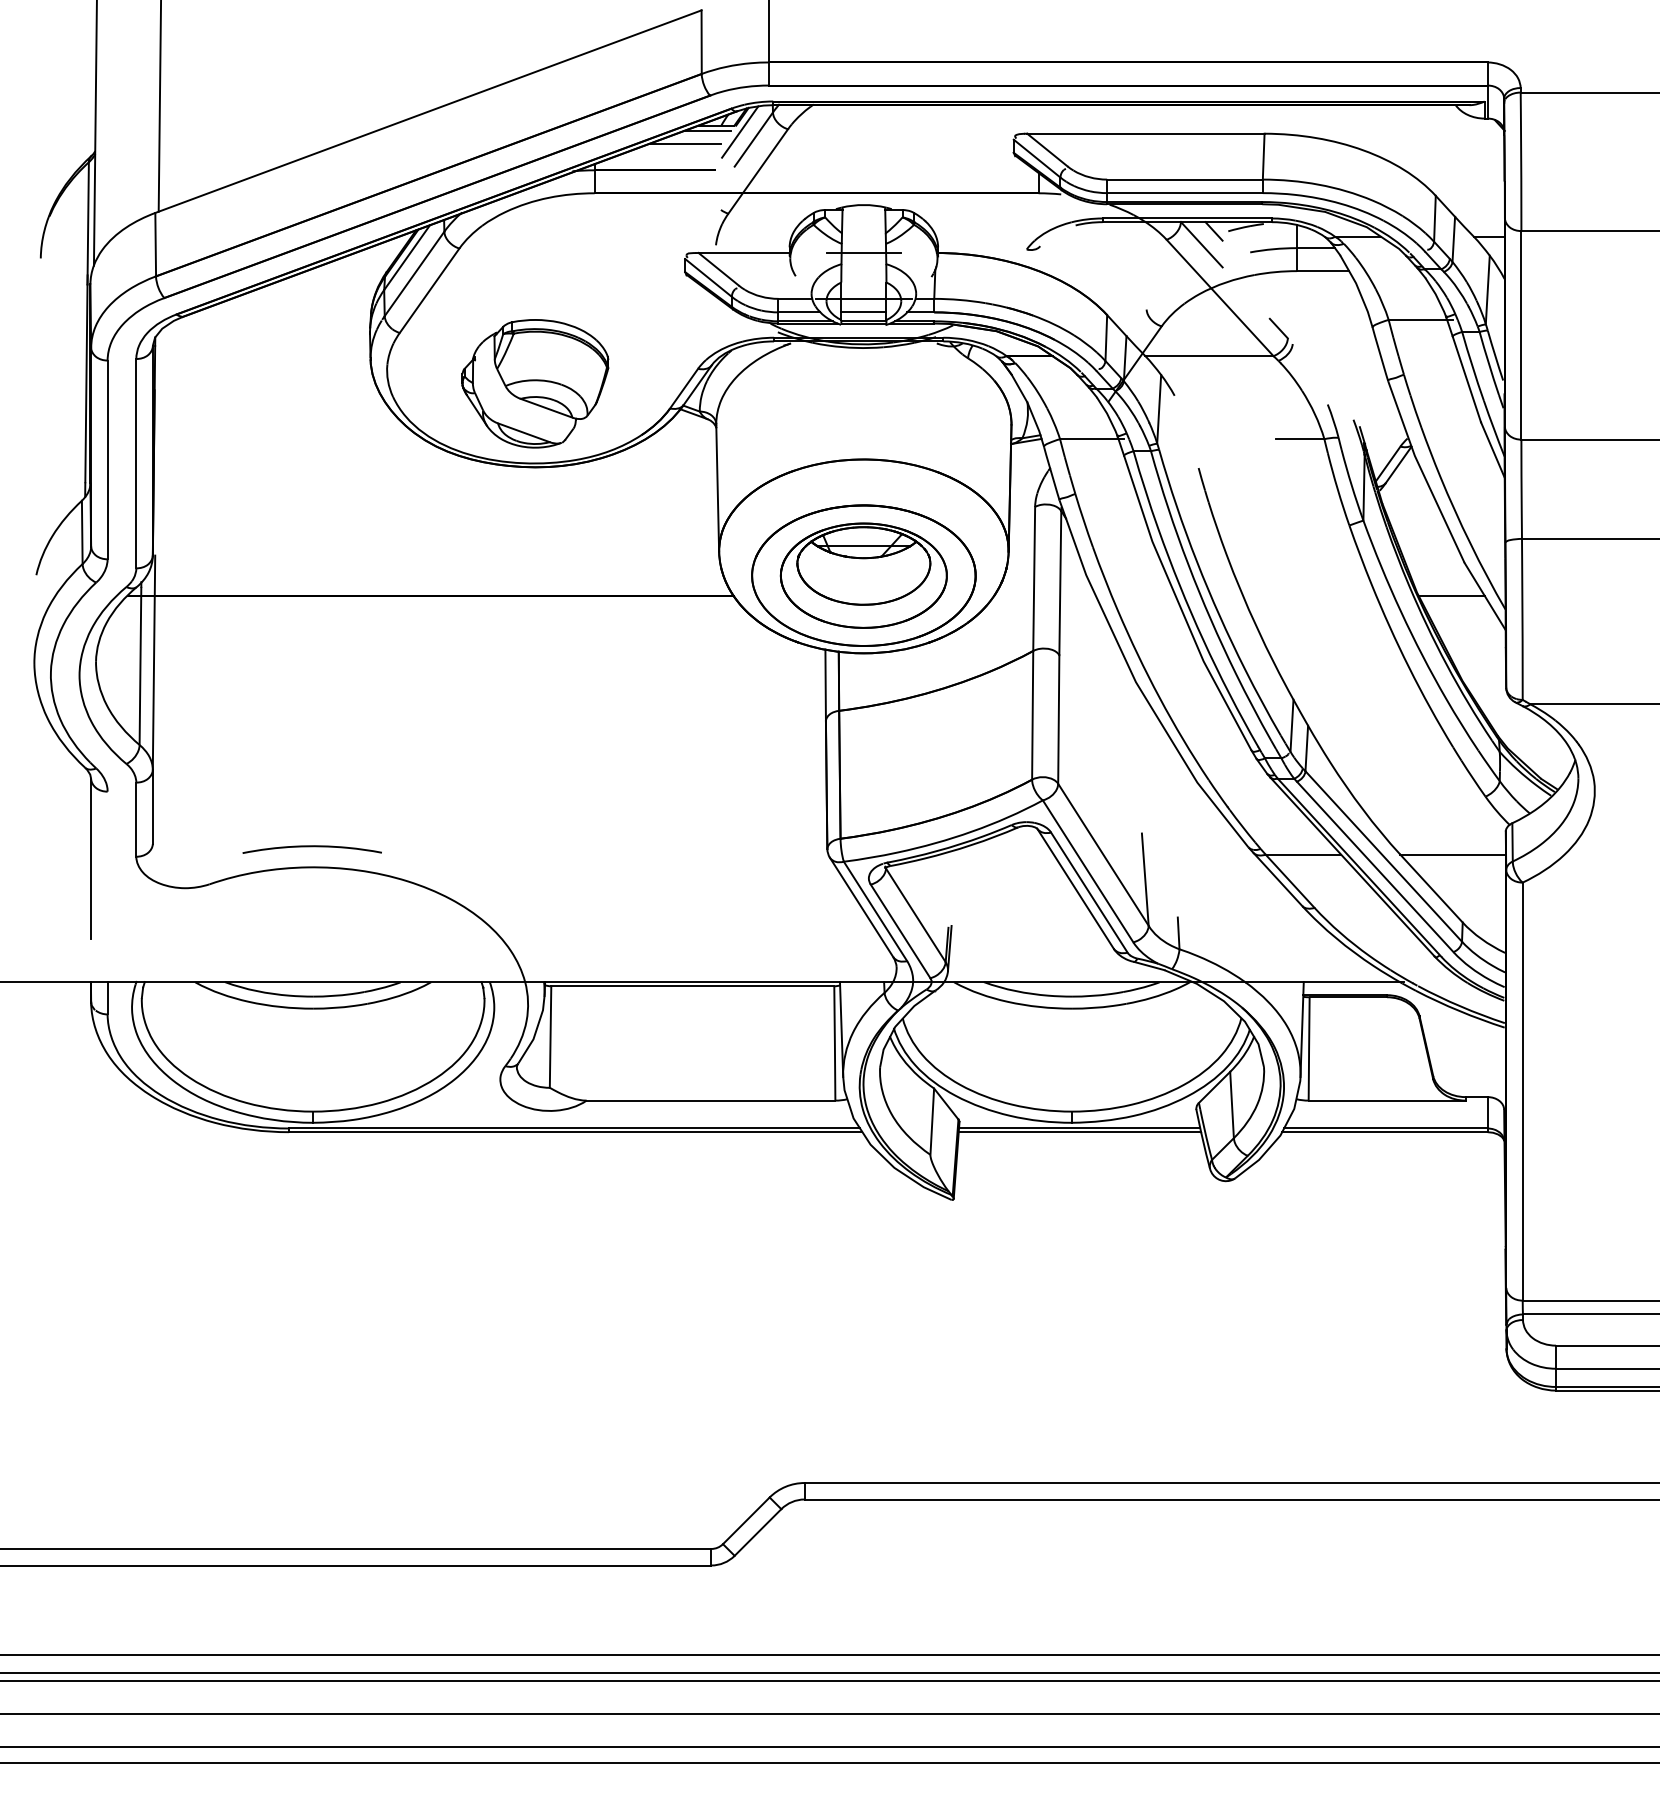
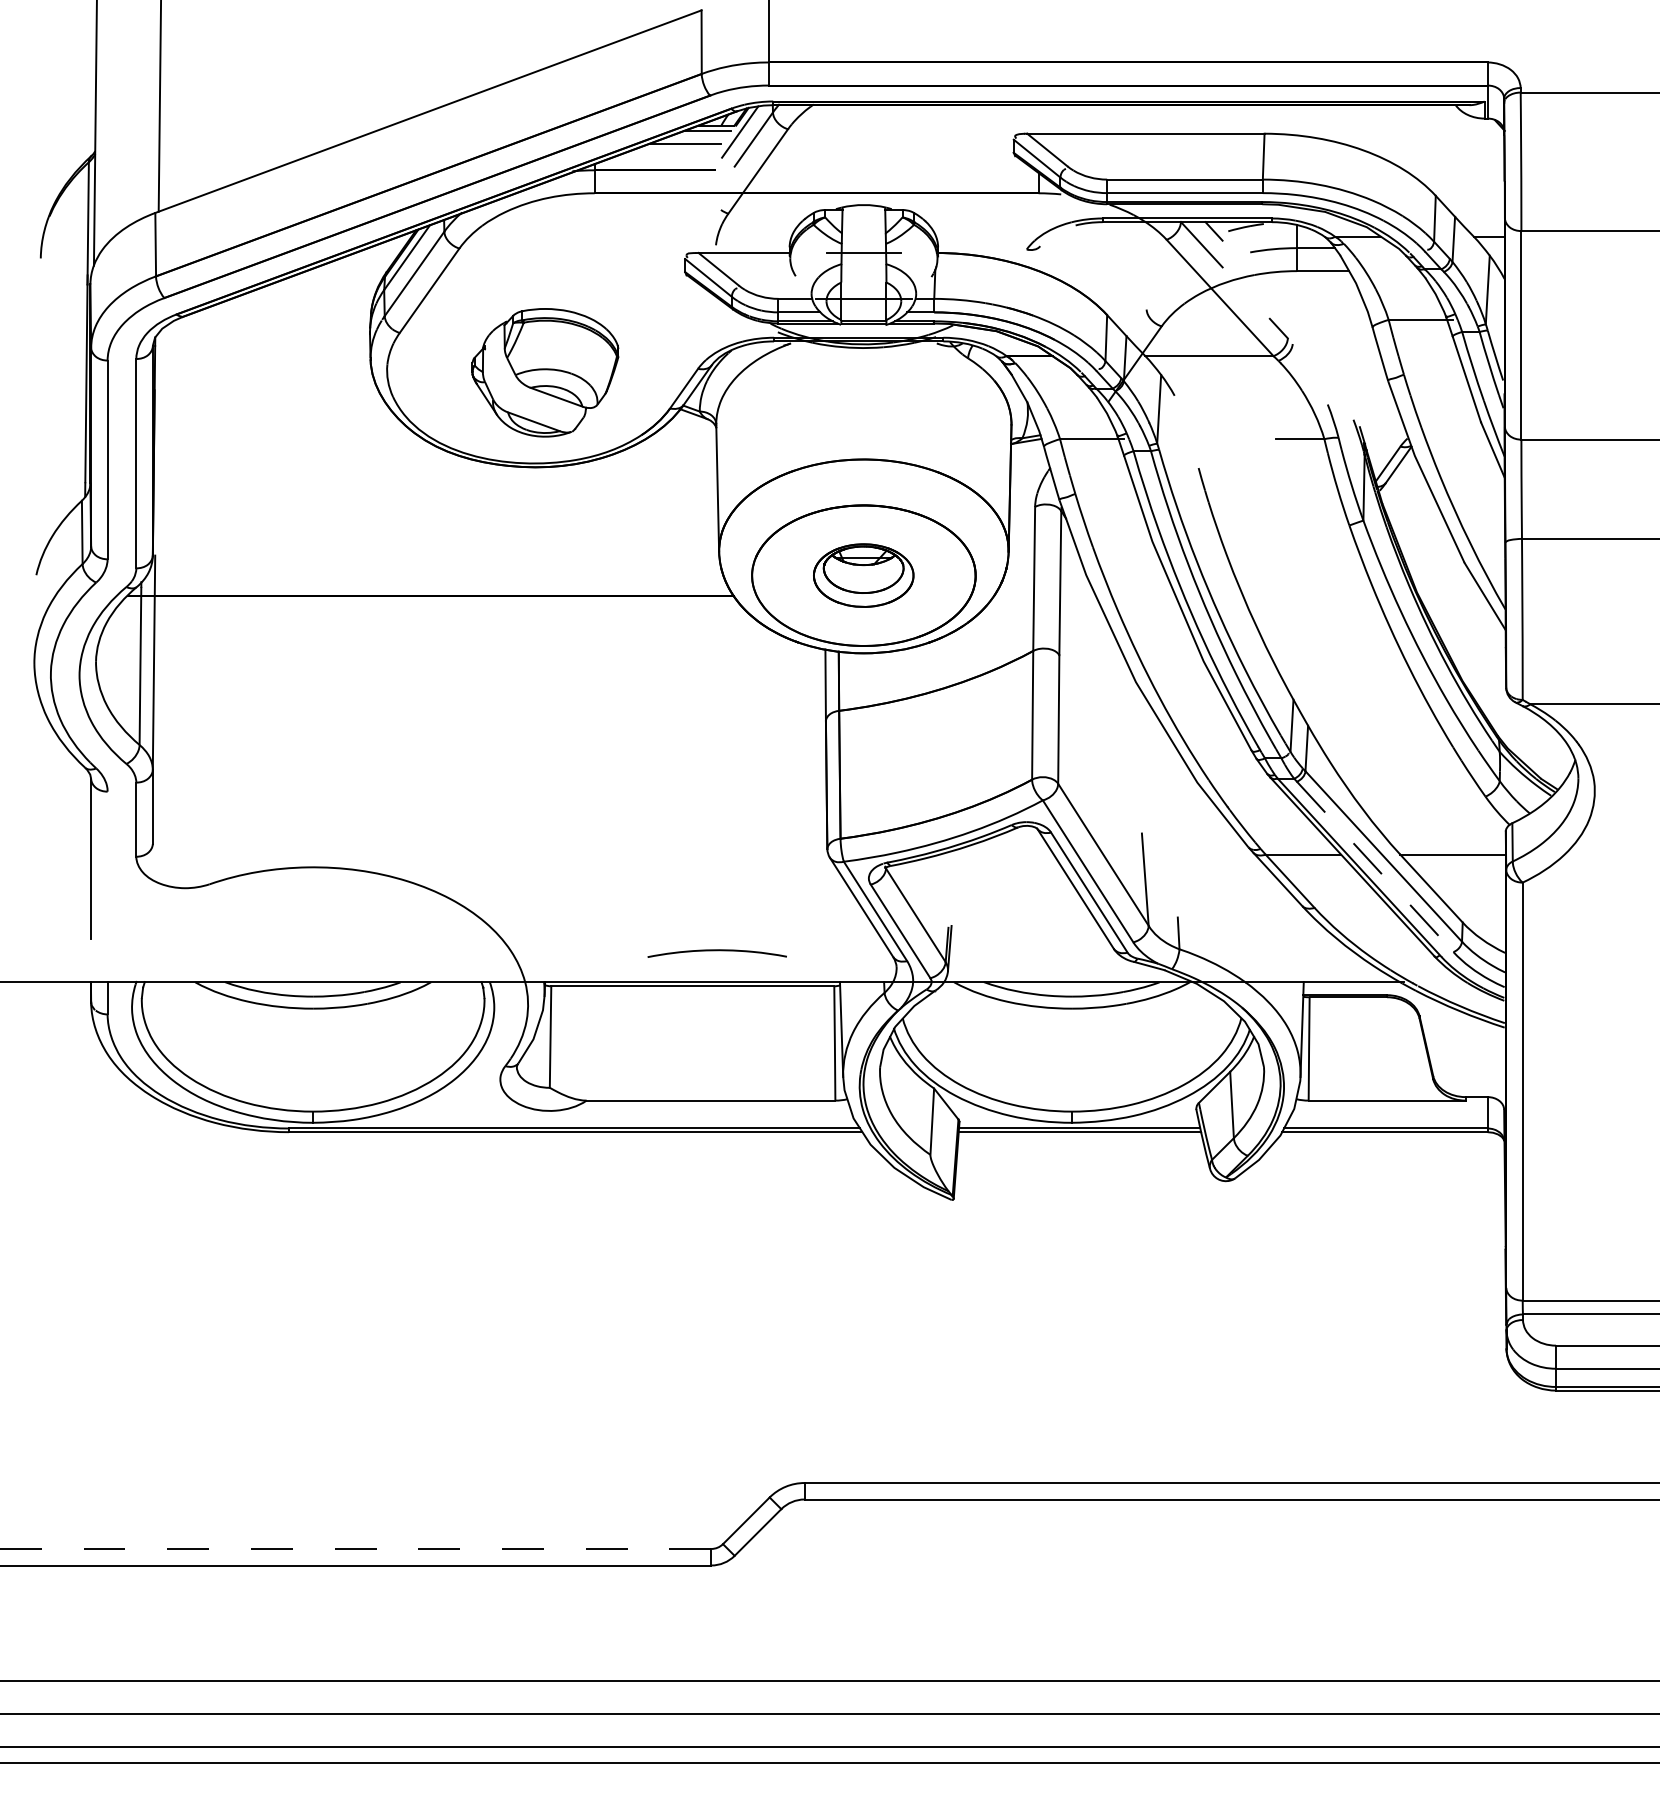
line: present -> none (863, 312)
part position: (535, 383) -> (545, 372) (545, 372)
part size: 169x107 px -> 102x65 px (863, 575)
line: present -> none (1451, 595)
curve position: (311, 847) -> (716, 951) (716, 951)
line: solid -> dashed (1375, 866)
line: solid -> dashed (355, 1548)
line: present -> none (829, 1654)
line: present -> none (829, 1673)
